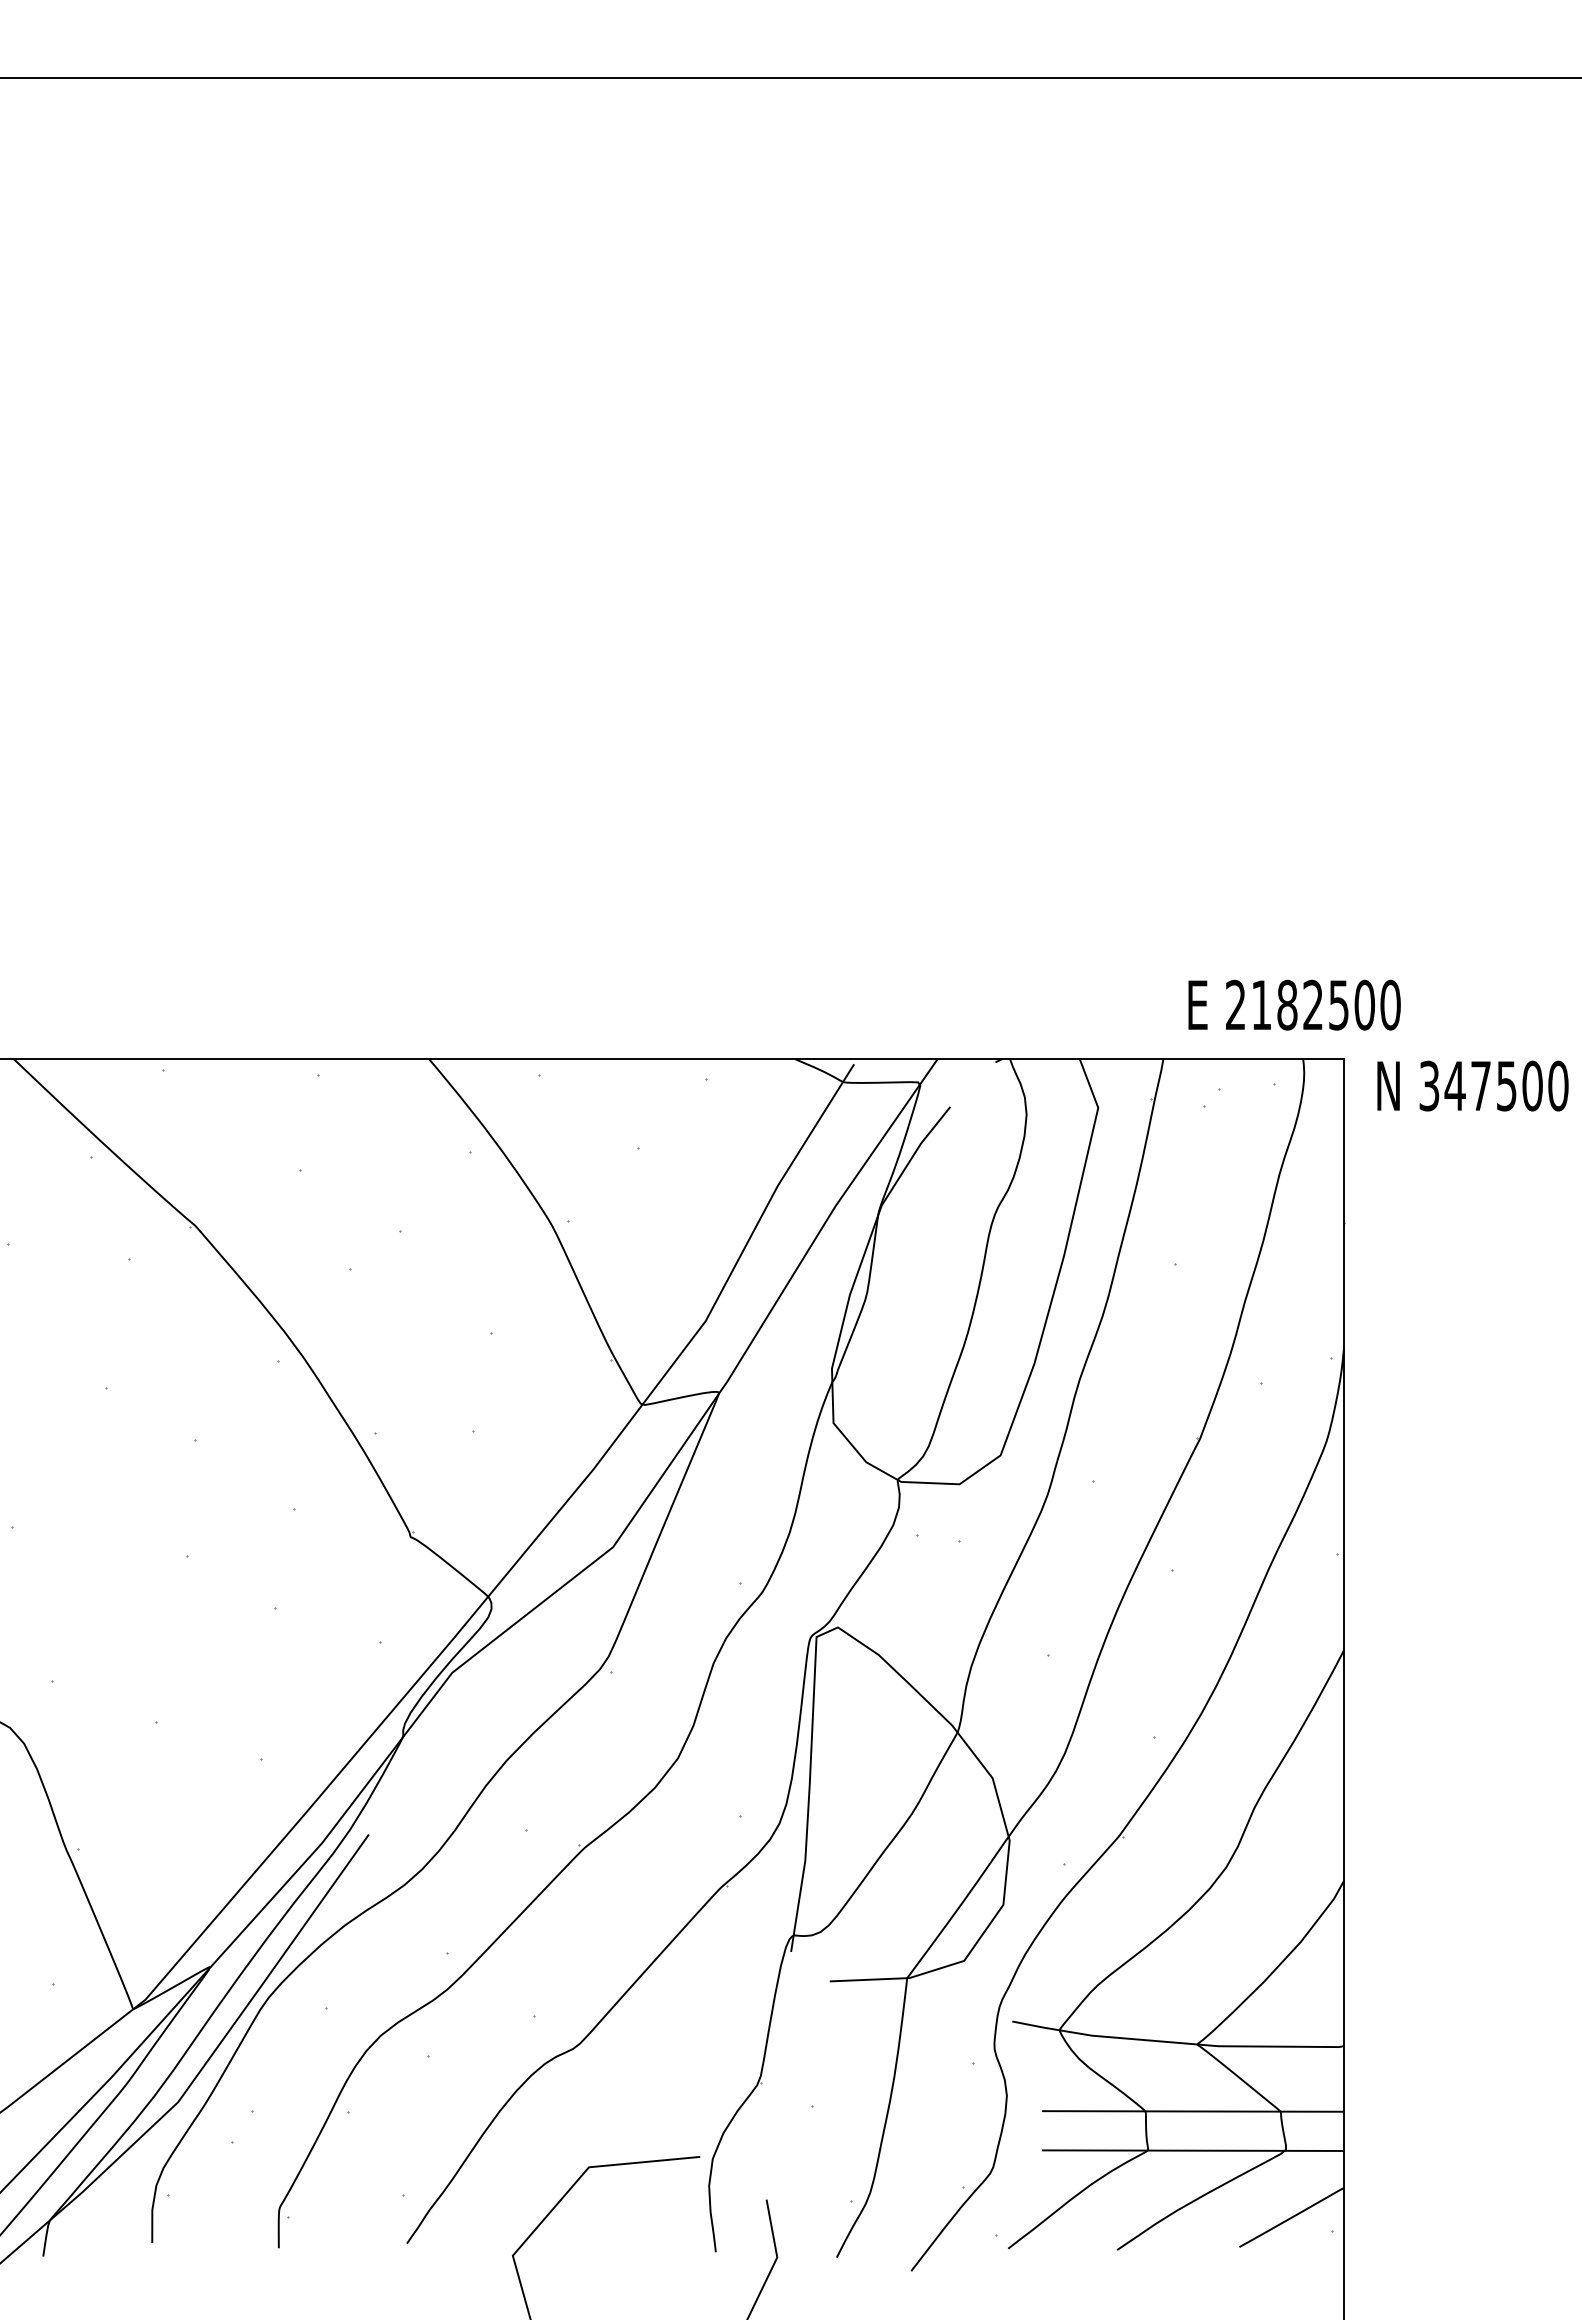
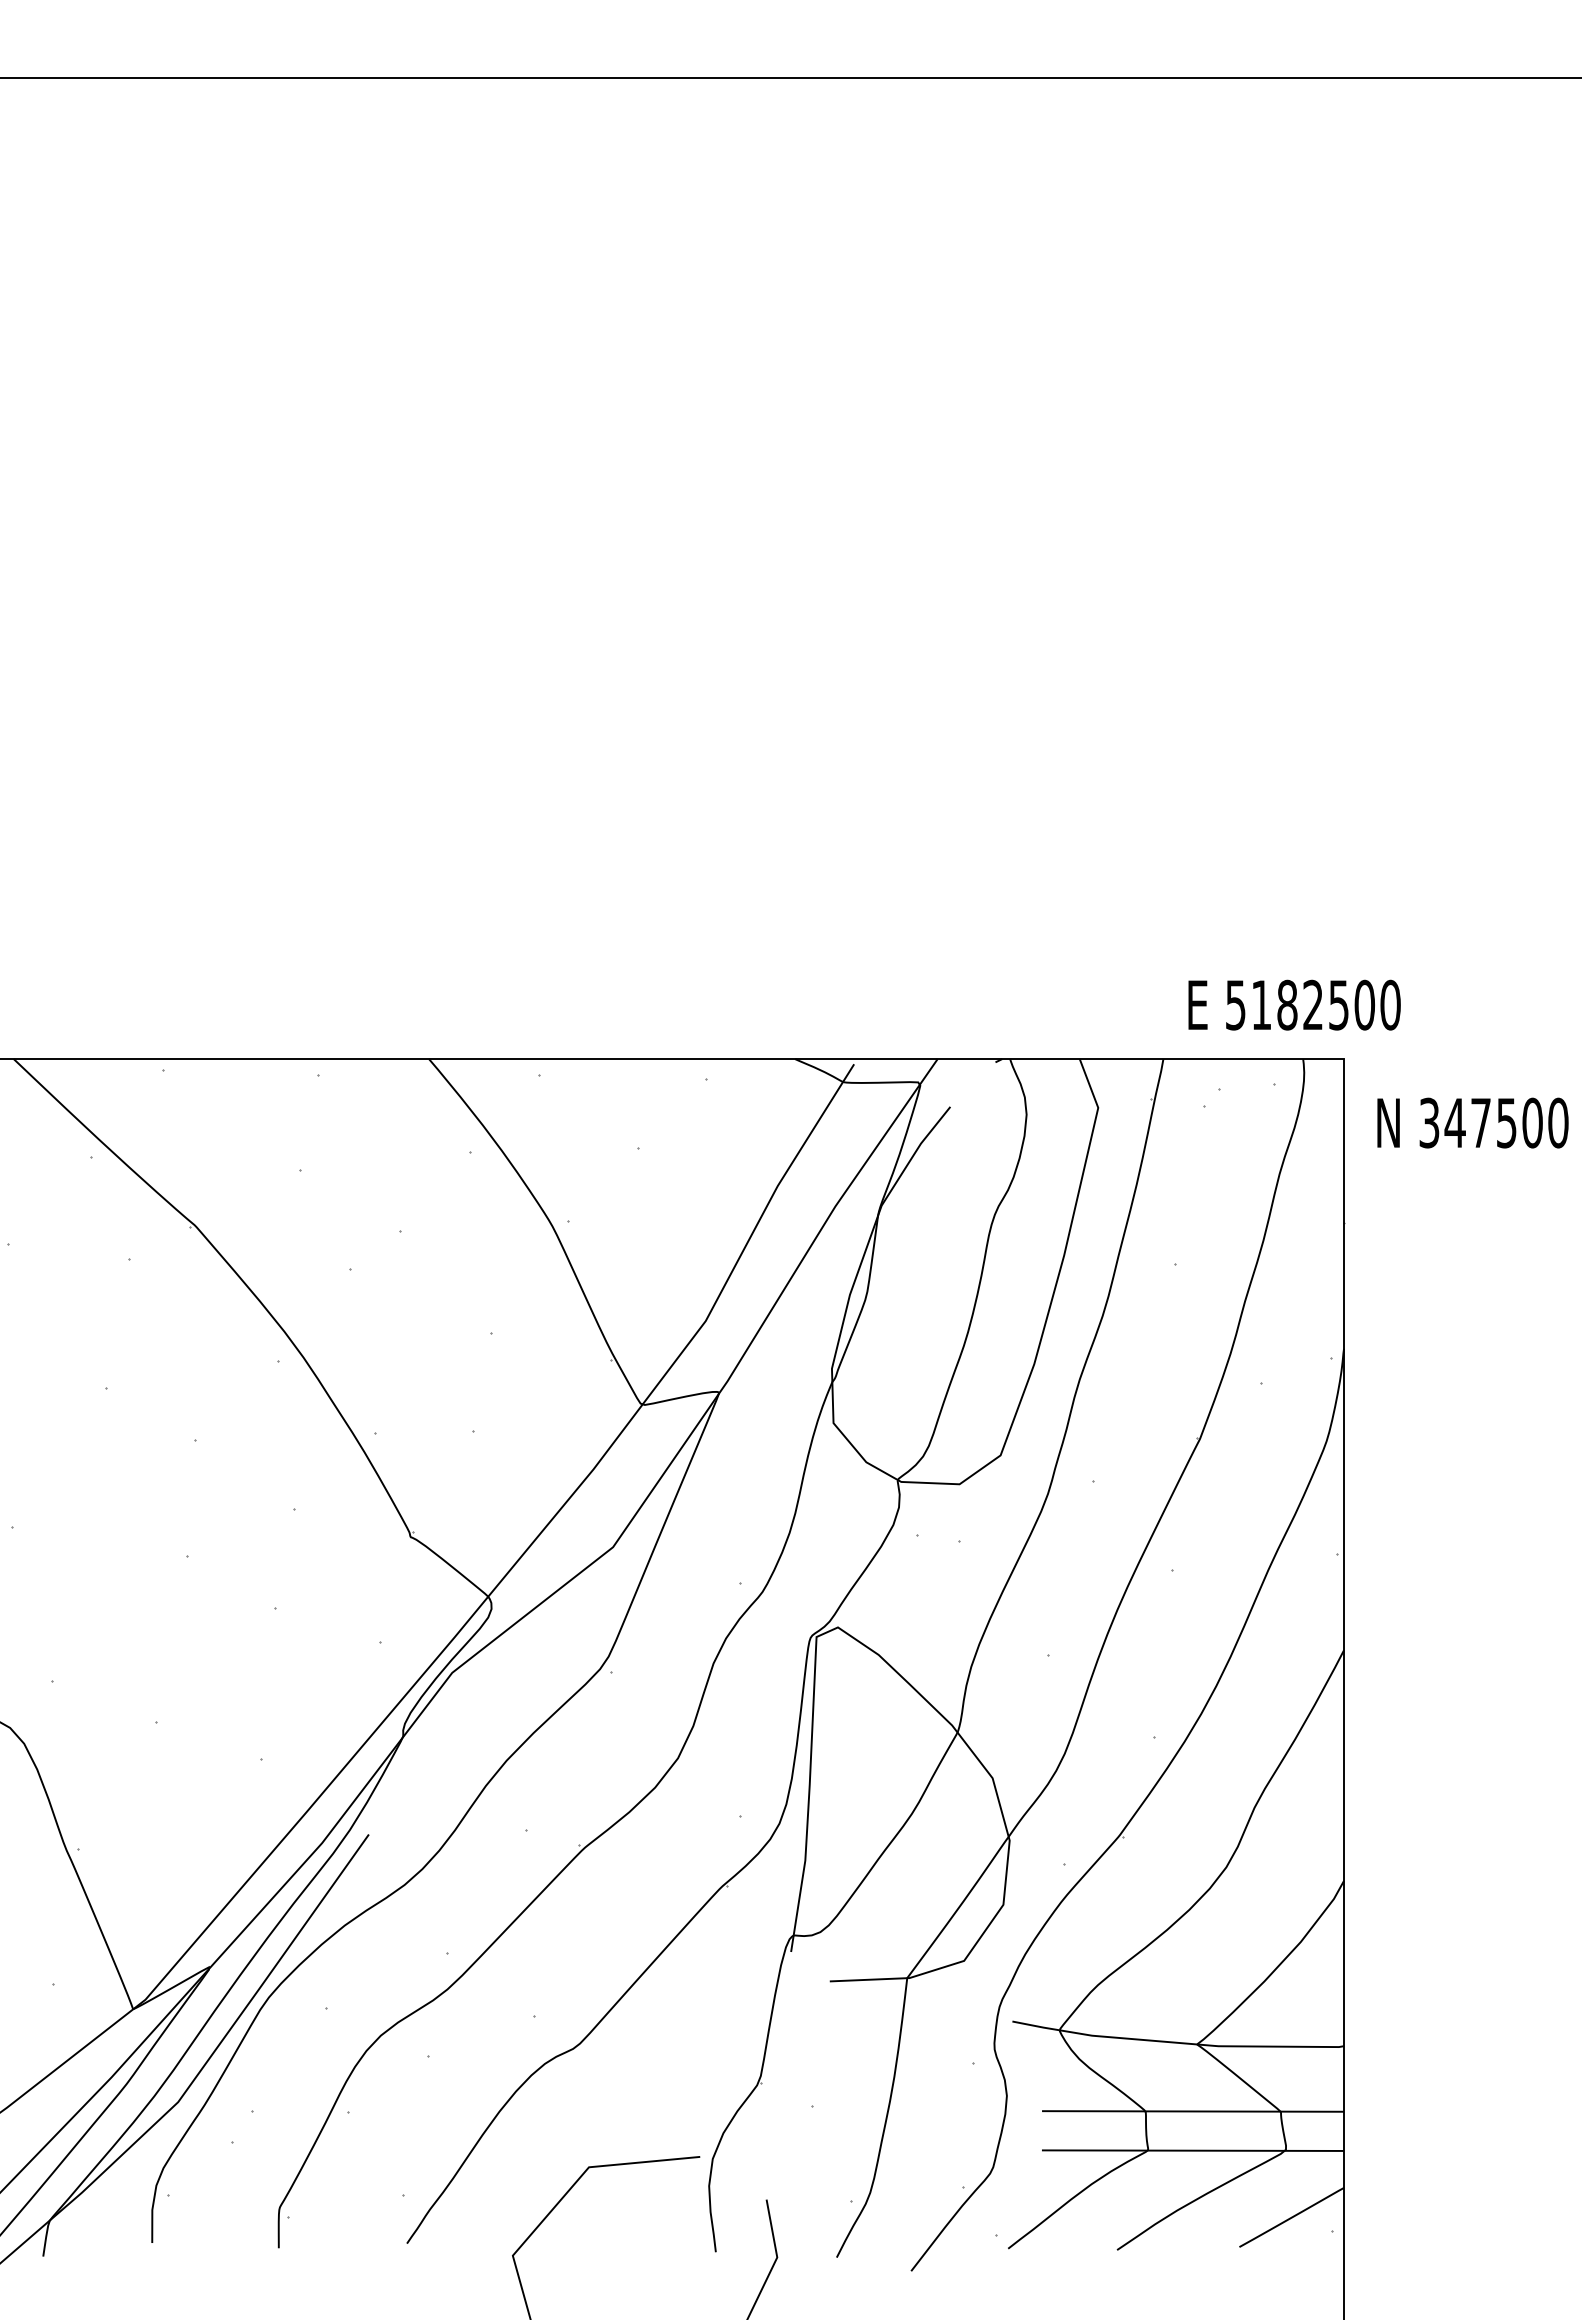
text: 2182500 -> 5182500 (1235, 1004)
text position: (1472, 1085) -> (1472, 1122) (1472, 1122)
